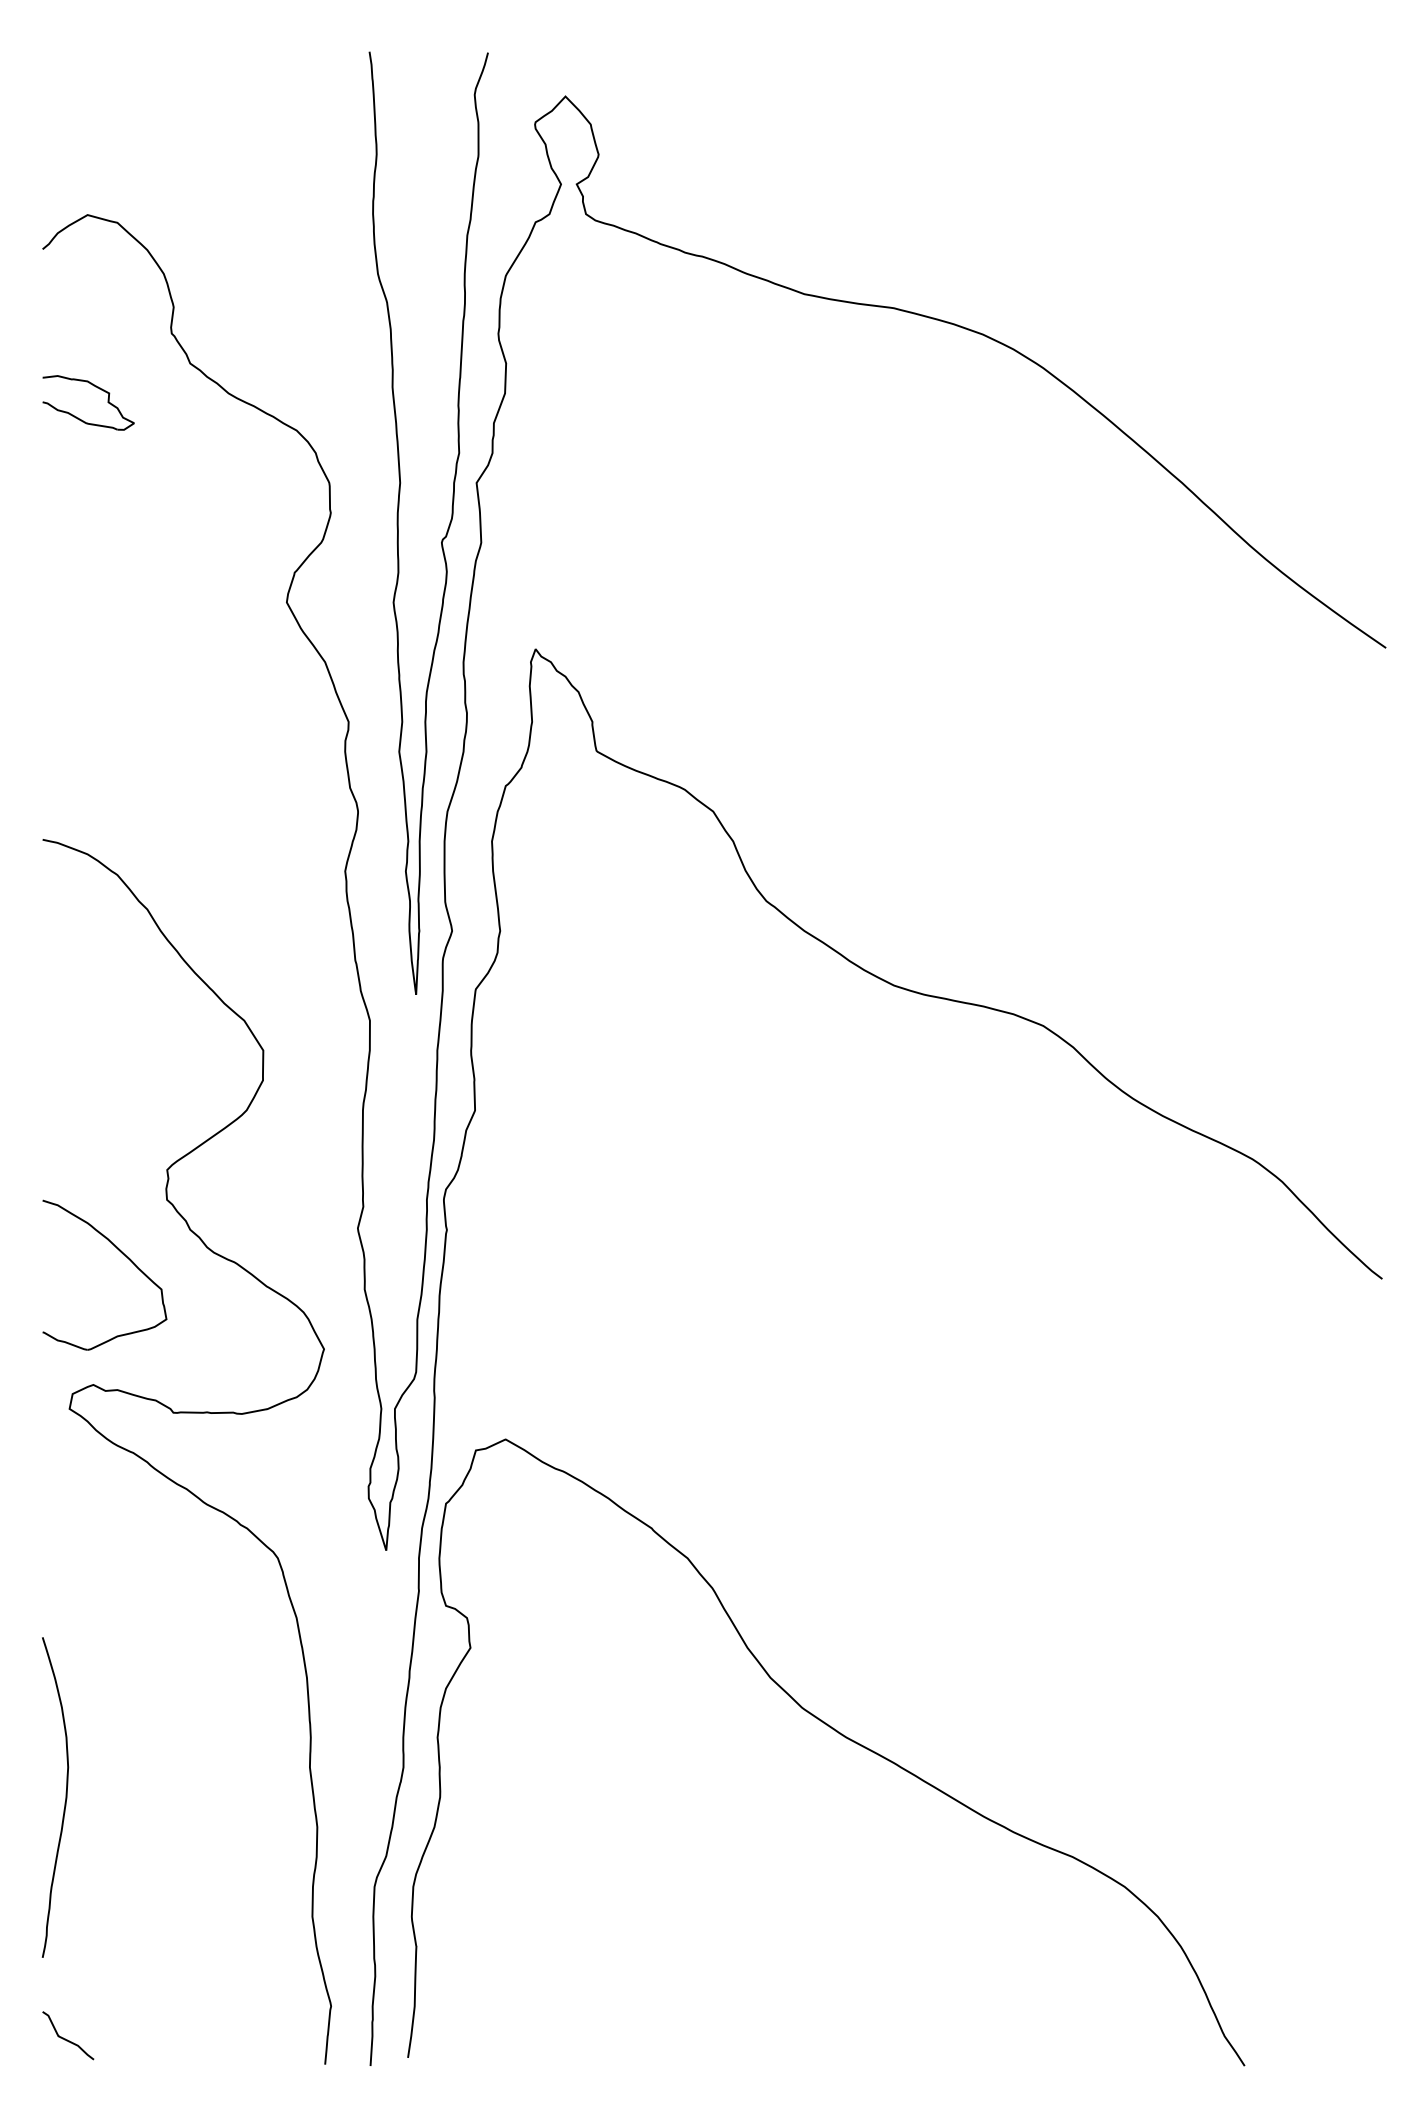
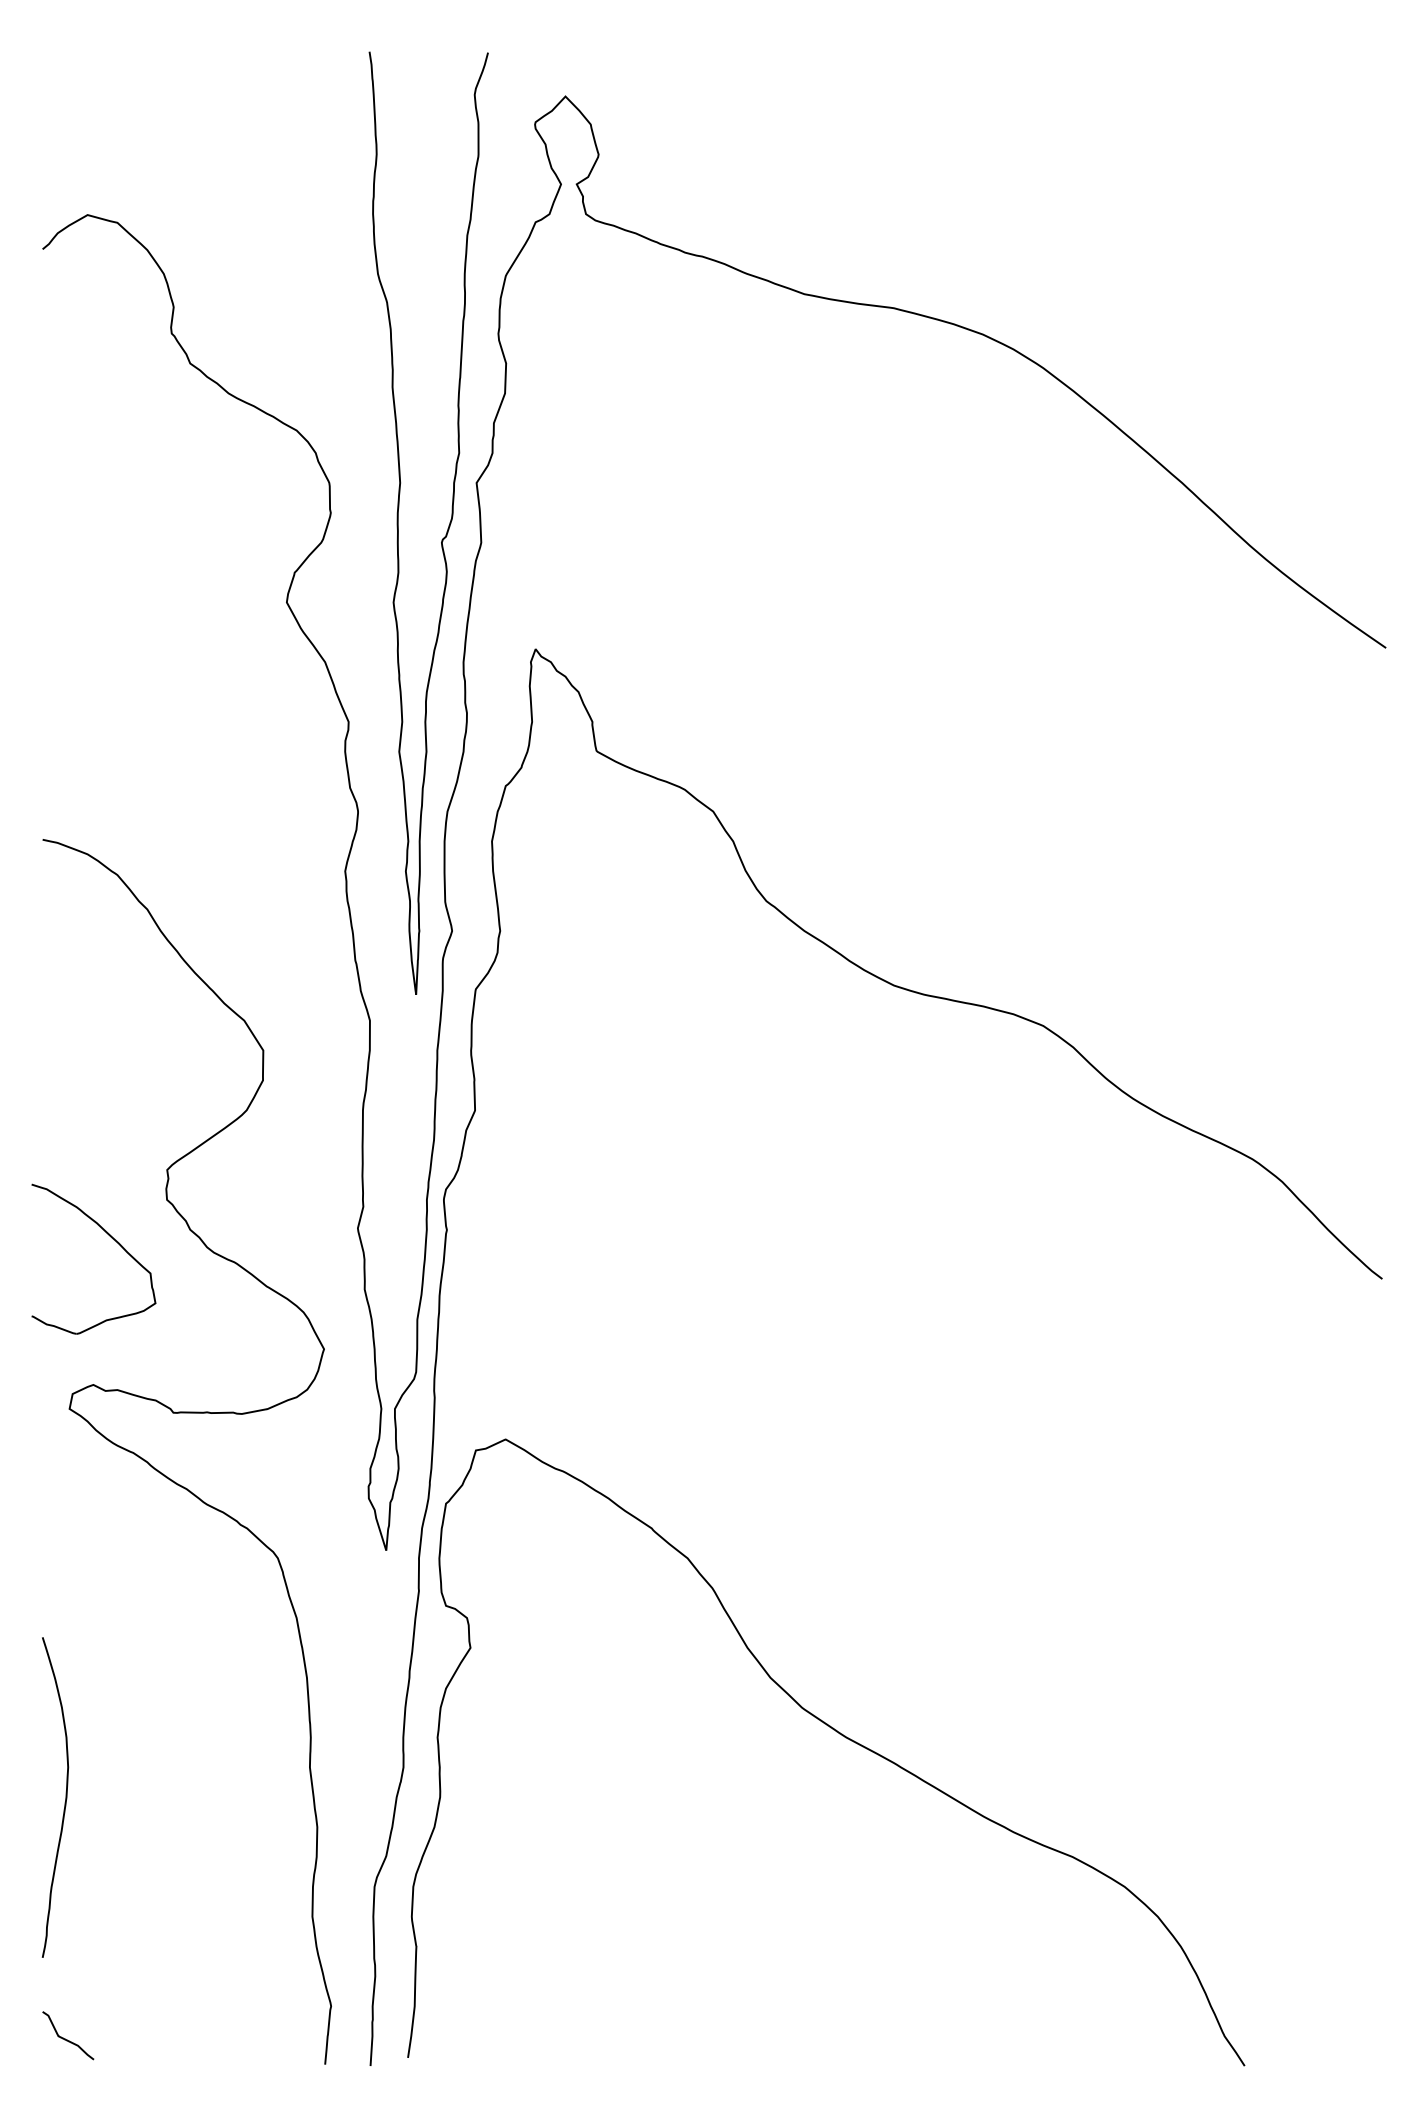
part: present -> none (95, 387)
part position: (123, 1255) -> (112, 1239) (112, 1239)
